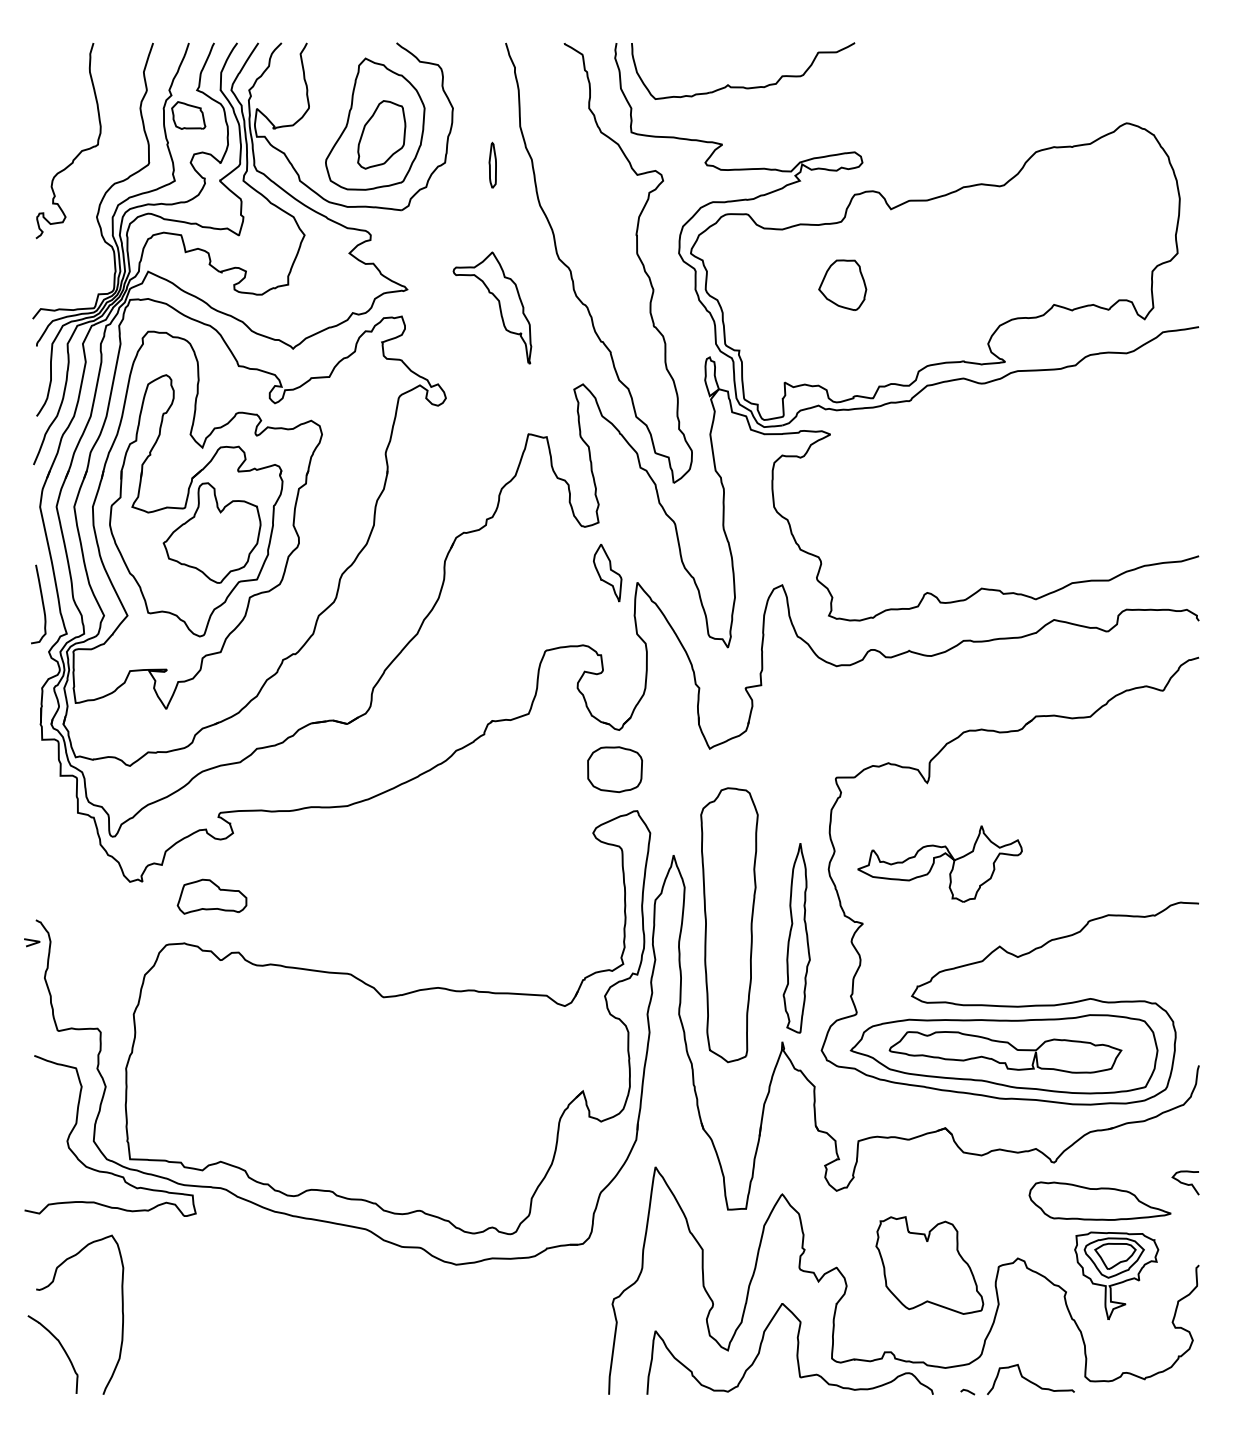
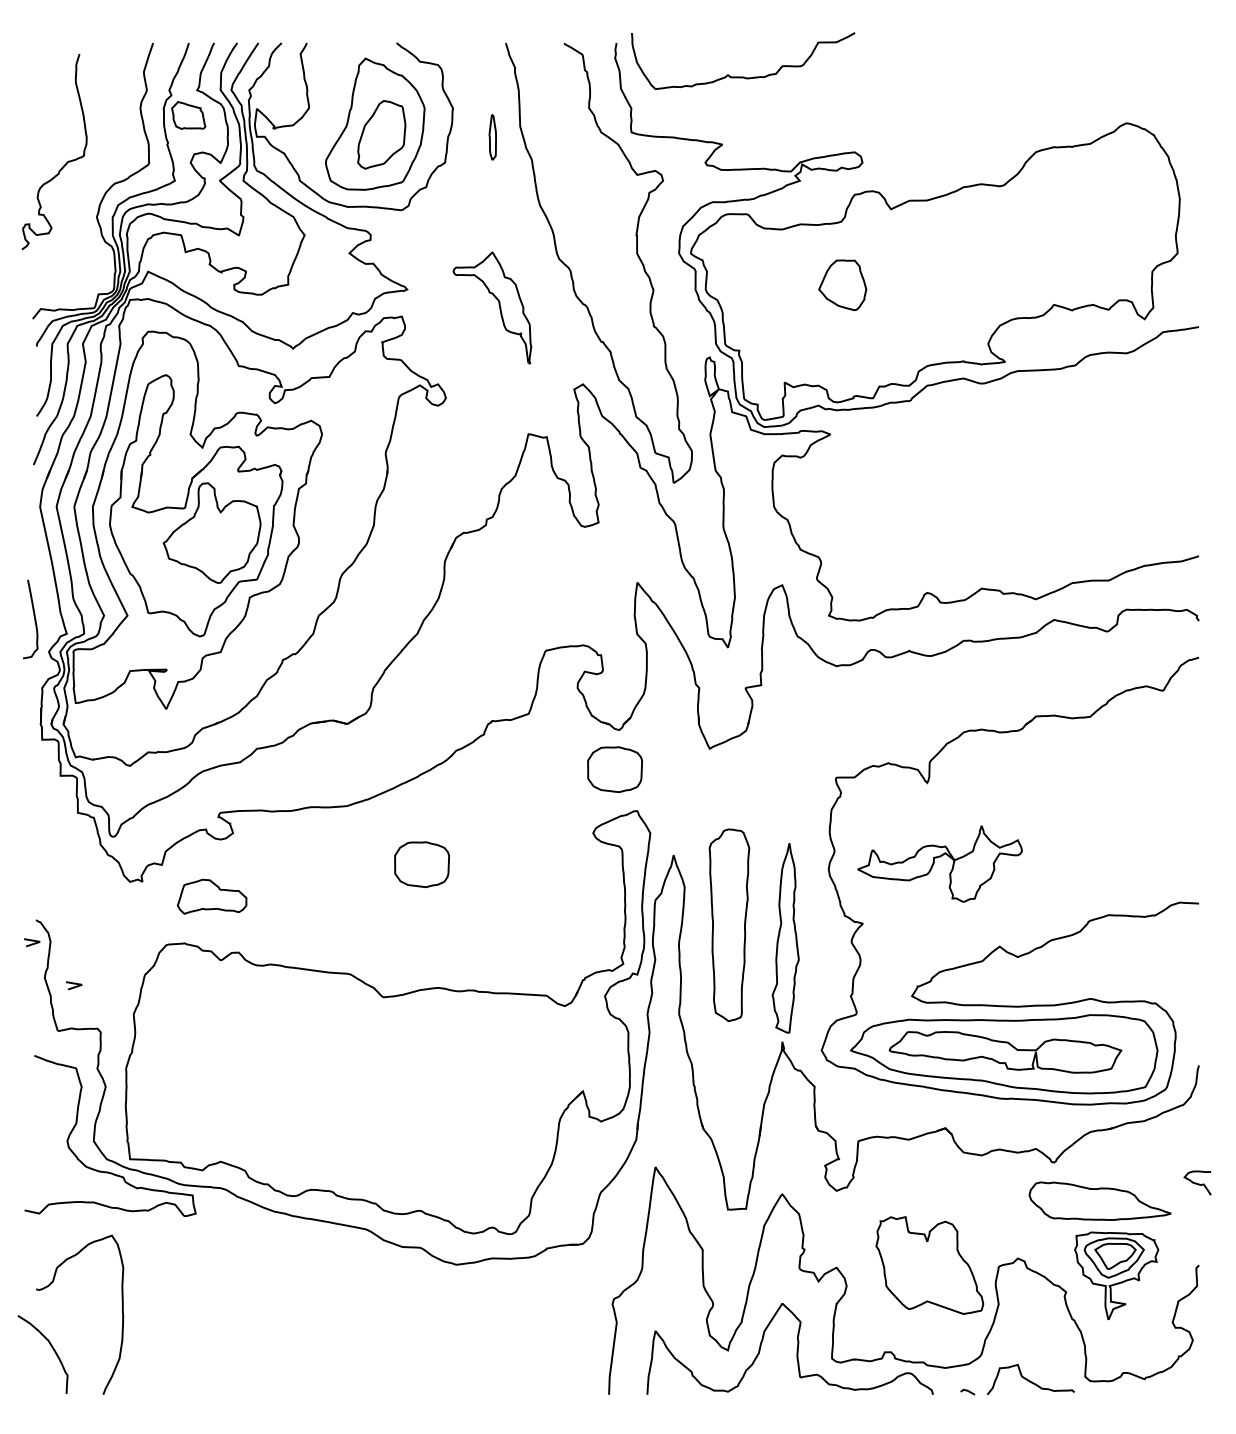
part position: (743, 86) -> (743, 76) (743, 76)
curve position: (79, 152) -> (65, 163) (65, 163)
part position: (492, 164) -> (492, 136) (492, 136)
part: present -> none (607, 573)
curve position: (42, 604) -> (34, 619) (34, 619)
part: none -> present (421, 864)
part size: 59x277 px -> 43x195 px (729, 925)
part position: (796, 938) -> (785, 938) (785, 938)
curve: none -> present (74, 984)
curve position: (1184, 1182) -> (1196, 1182) (1196, 1182)
curve position: (62, 1349) -> (52, 1349) (52, 1349)
